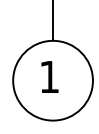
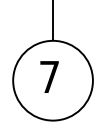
text: 1 -> 7 (49, 76)
